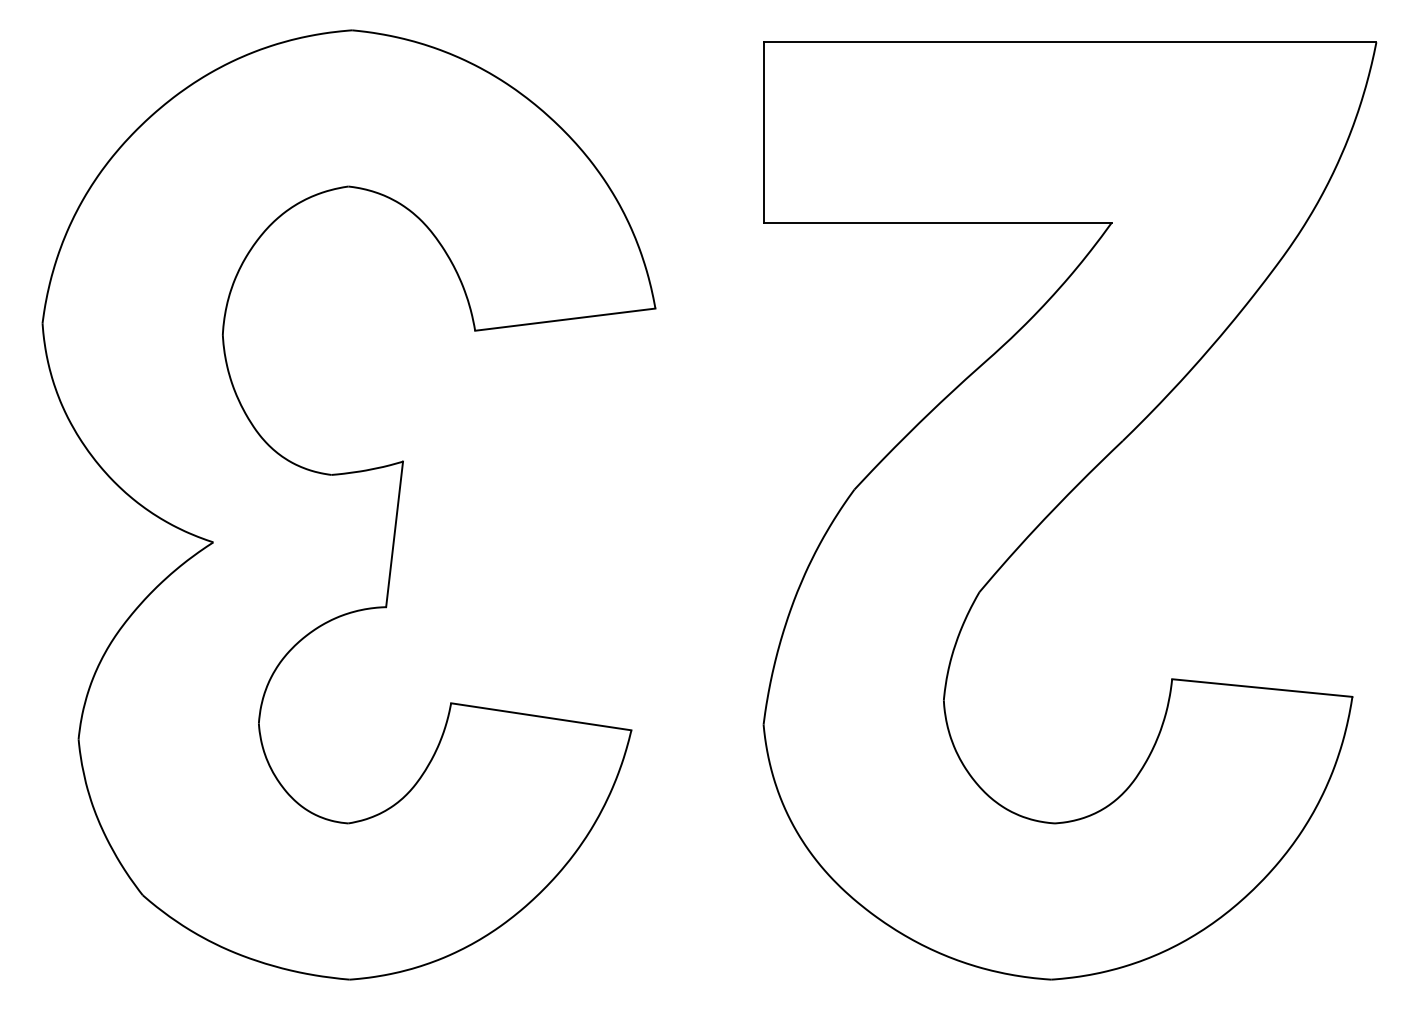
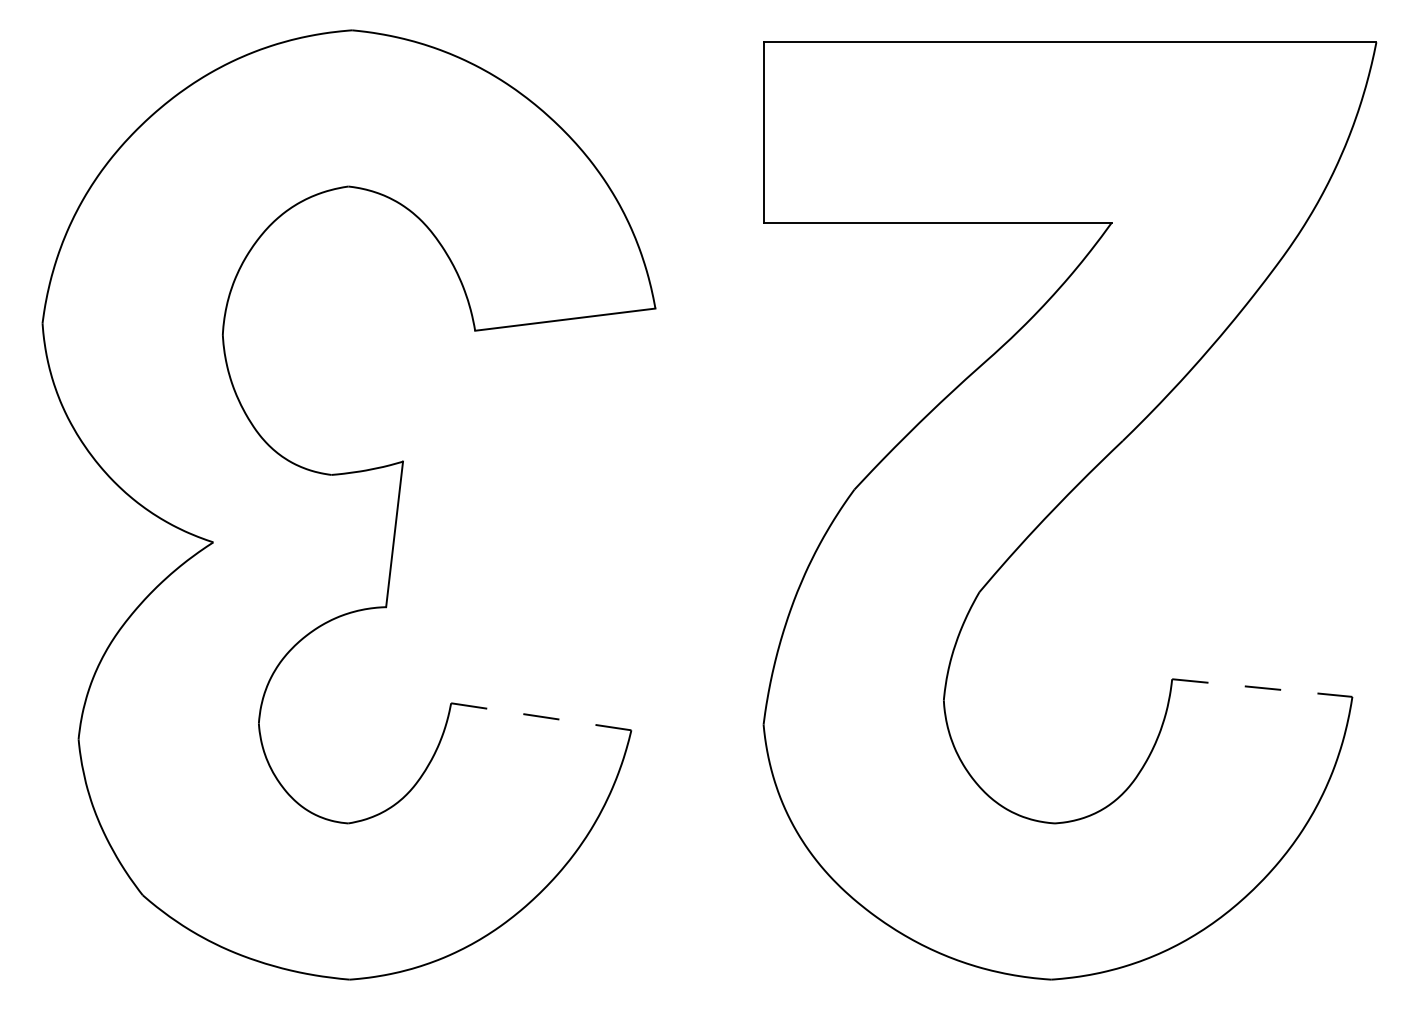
line: solid -> dashed (1262, 688)
line: solid -> dashed (541, 716)
